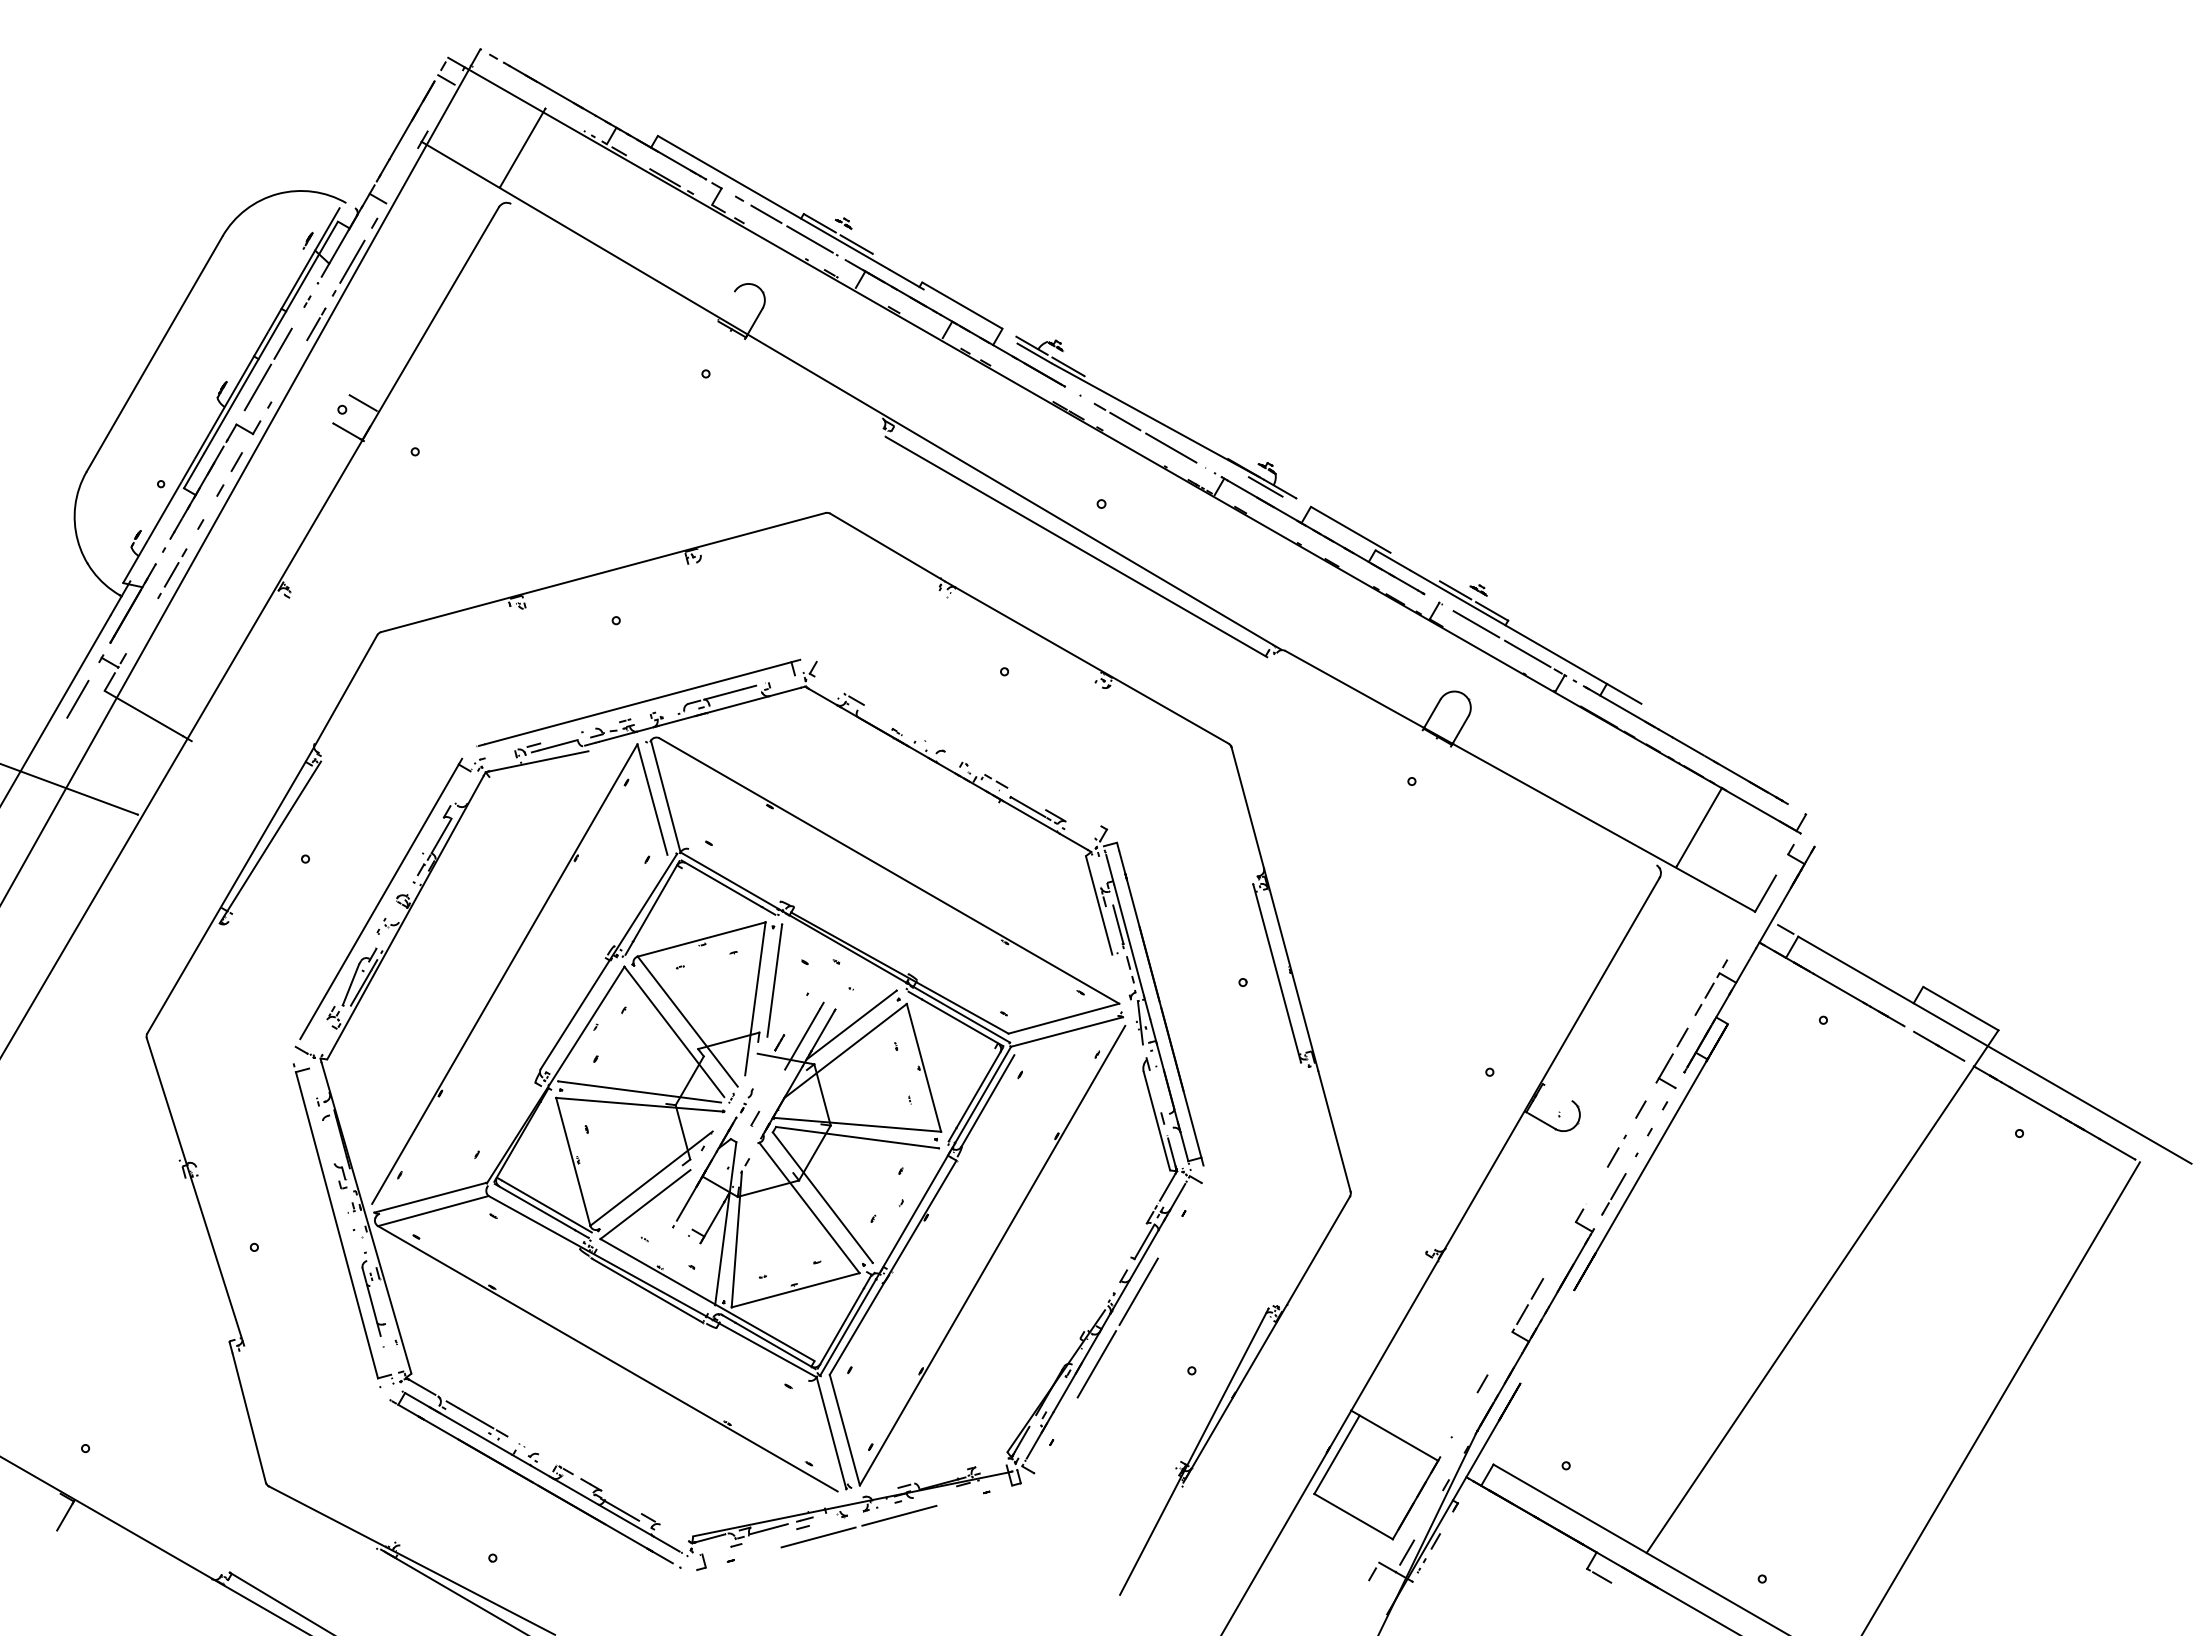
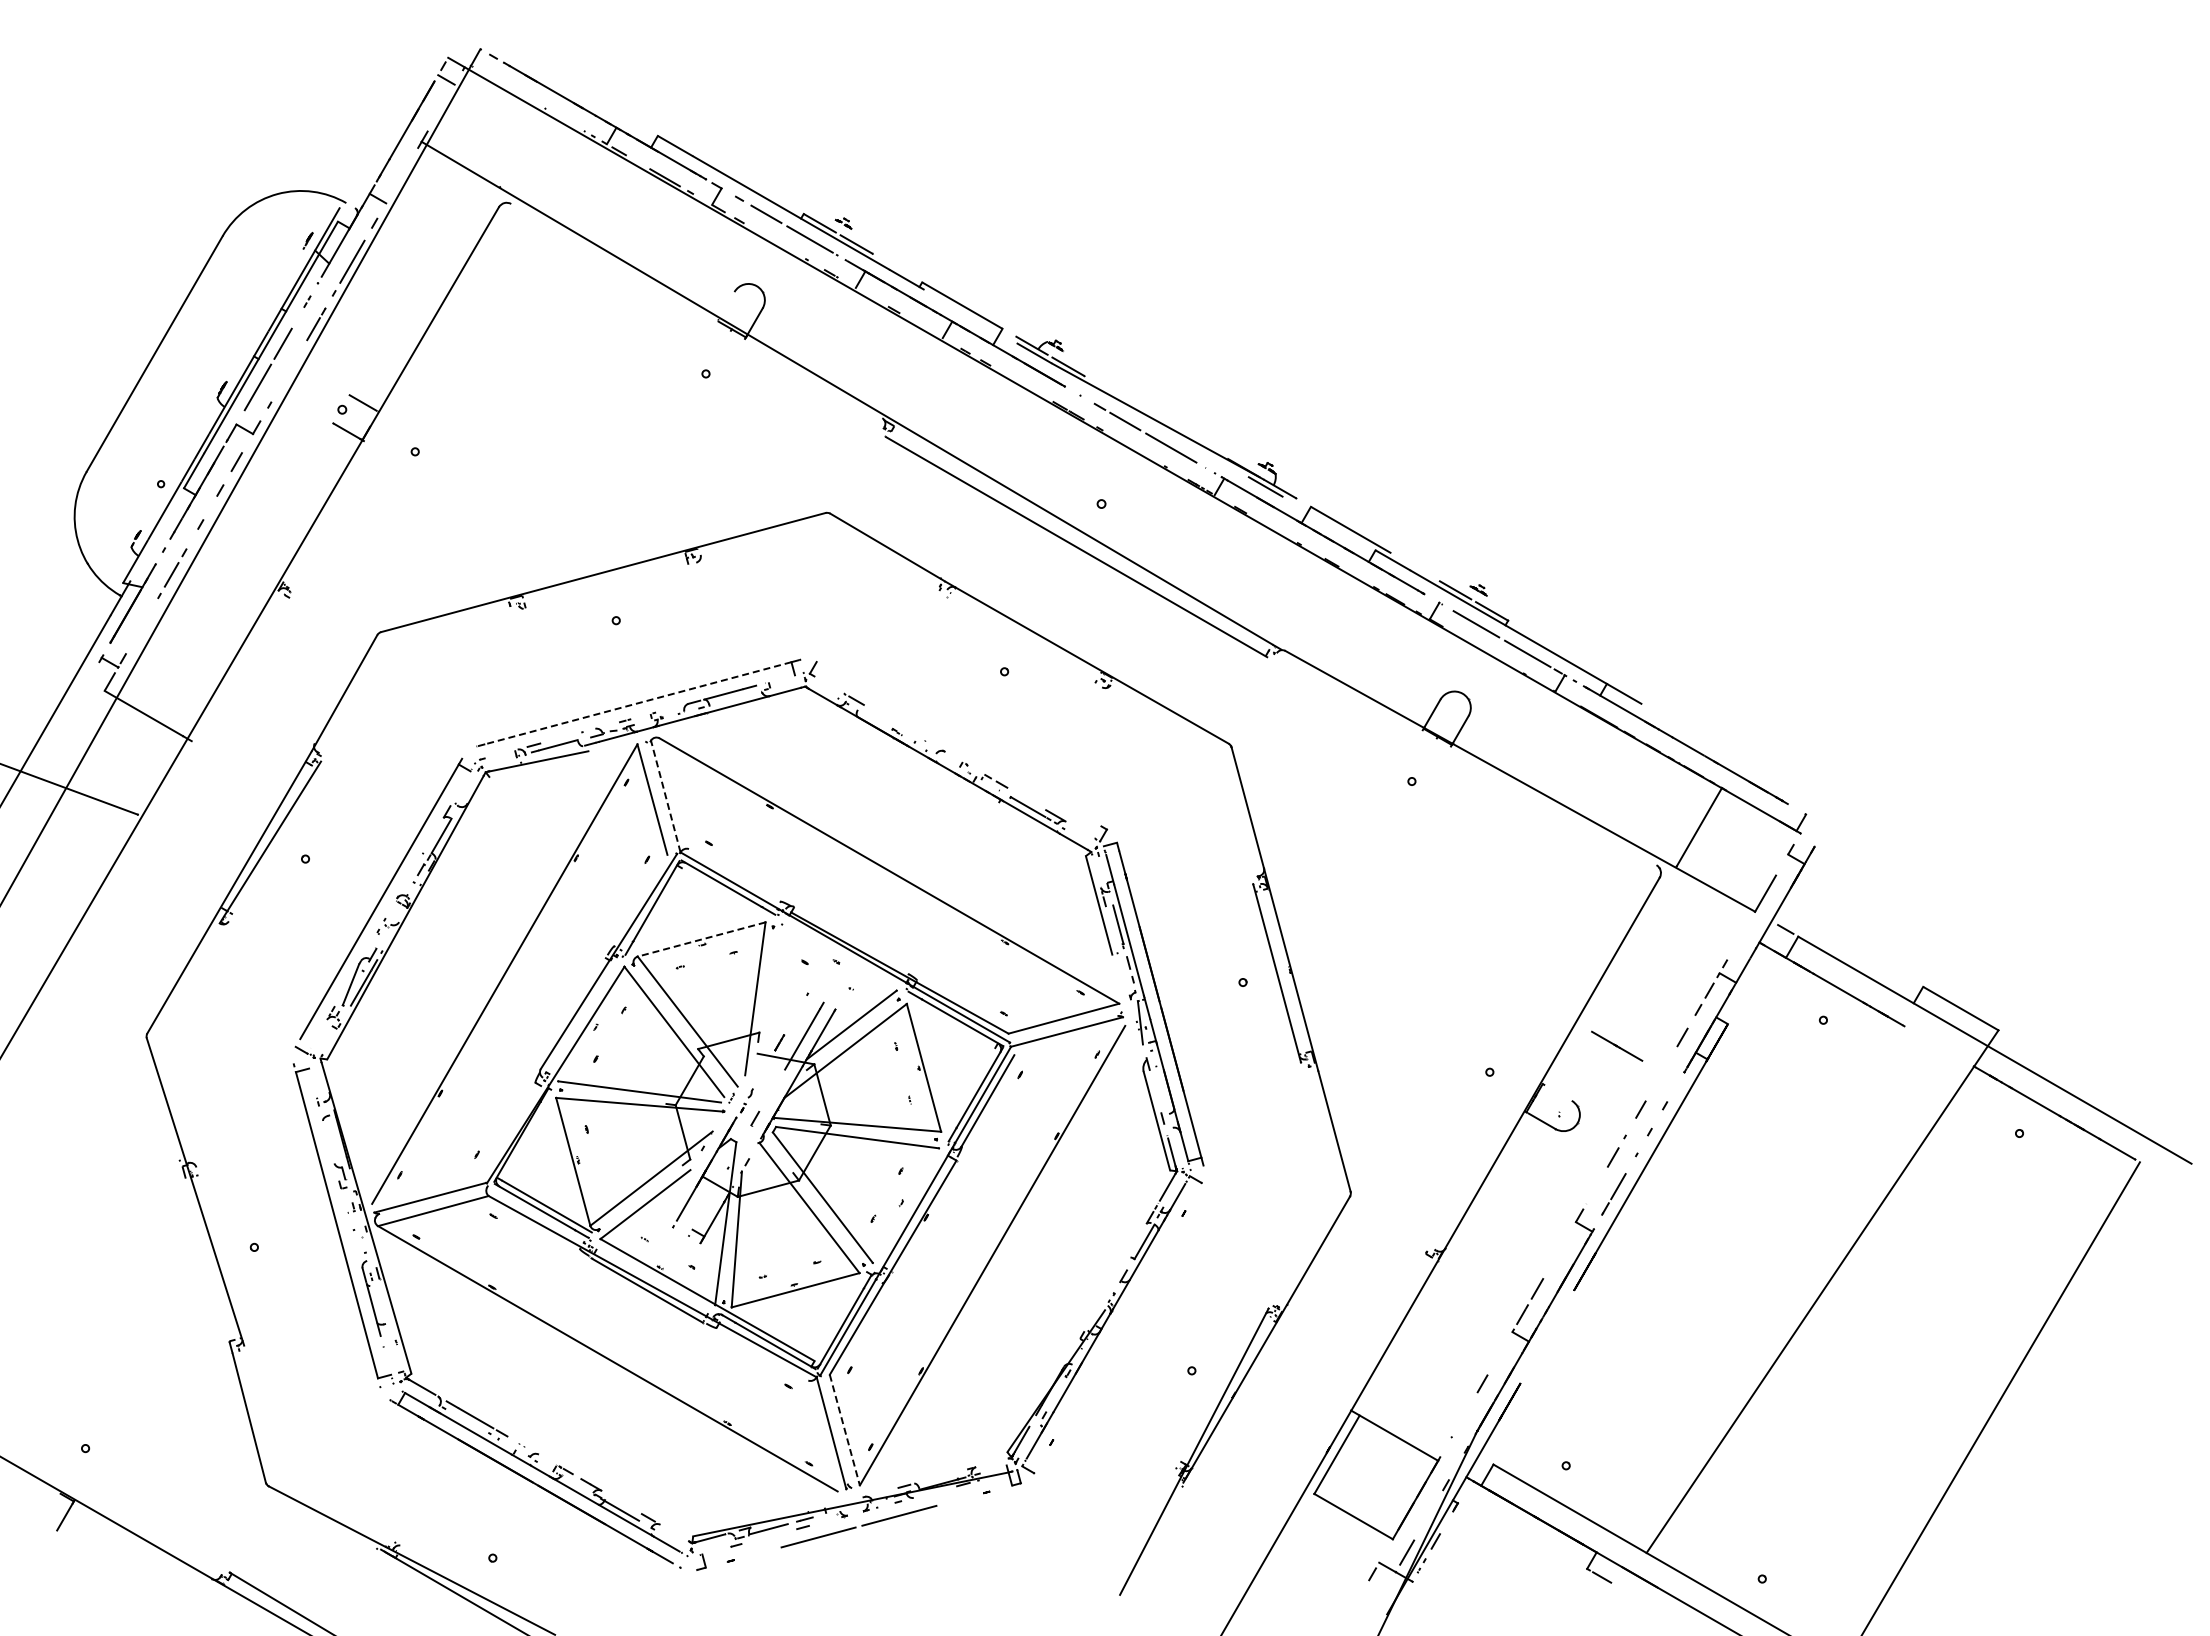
line: present -> none (522, 147)
line: present -> none (77, 698)
line: solid -> dashed (638, 703)
line: solid -> dashed (665, 796)
line: solid -> dashed (701, 939)
line: present -> none (774, 980)
line position: (1939, 1045) -> (1617, 1045) (1617, 1045)
part: present -> none (1665, 1071)
line: present -> none (1118, 1325)
line: solid -> dashed (844, 1430)
